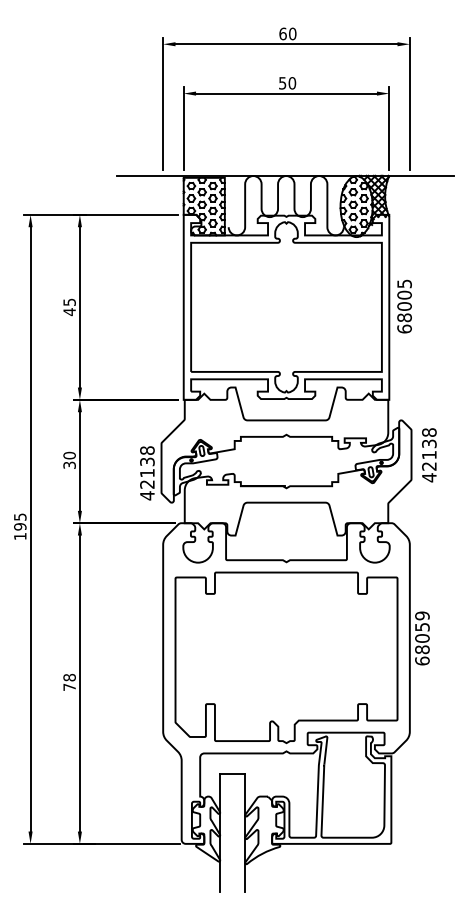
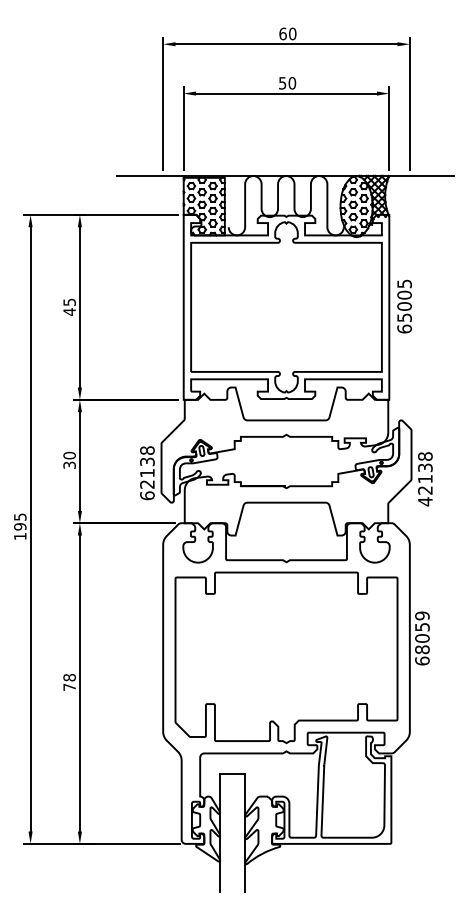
text: 68005 -> 65005 (404, 317)
text position: (429, 455) -> (425, 479) (425, 479)
text: 42138 -> 62138 (147, 495)
